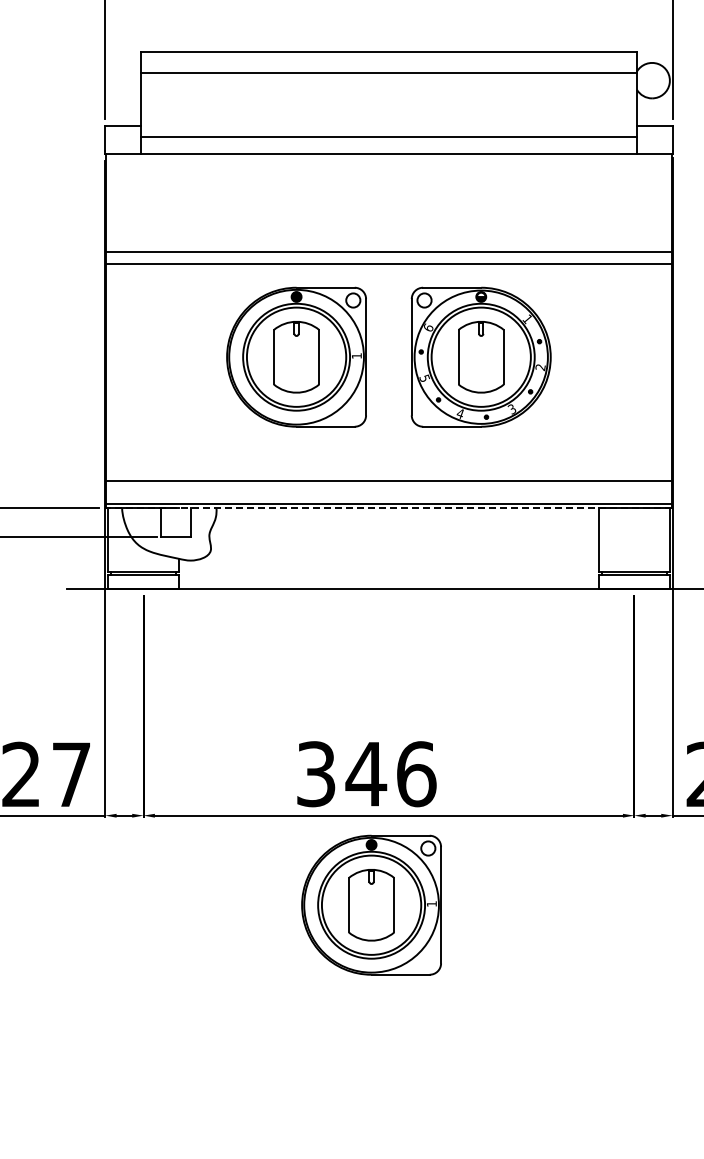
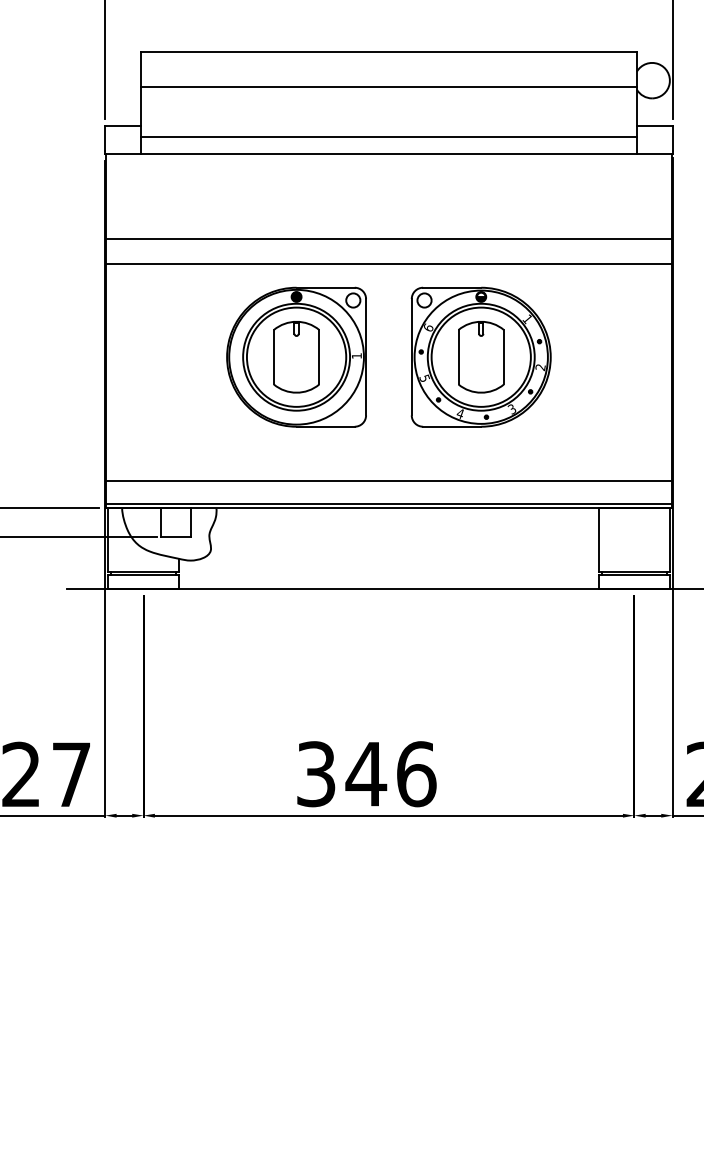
line position: (388, 73) -> (388, 87) (388, 87)
line position: (388, 251) -> (388, 238) (388, 238)
line: dashed -> solid (388, 508)
part: present -> none (371, 904)
